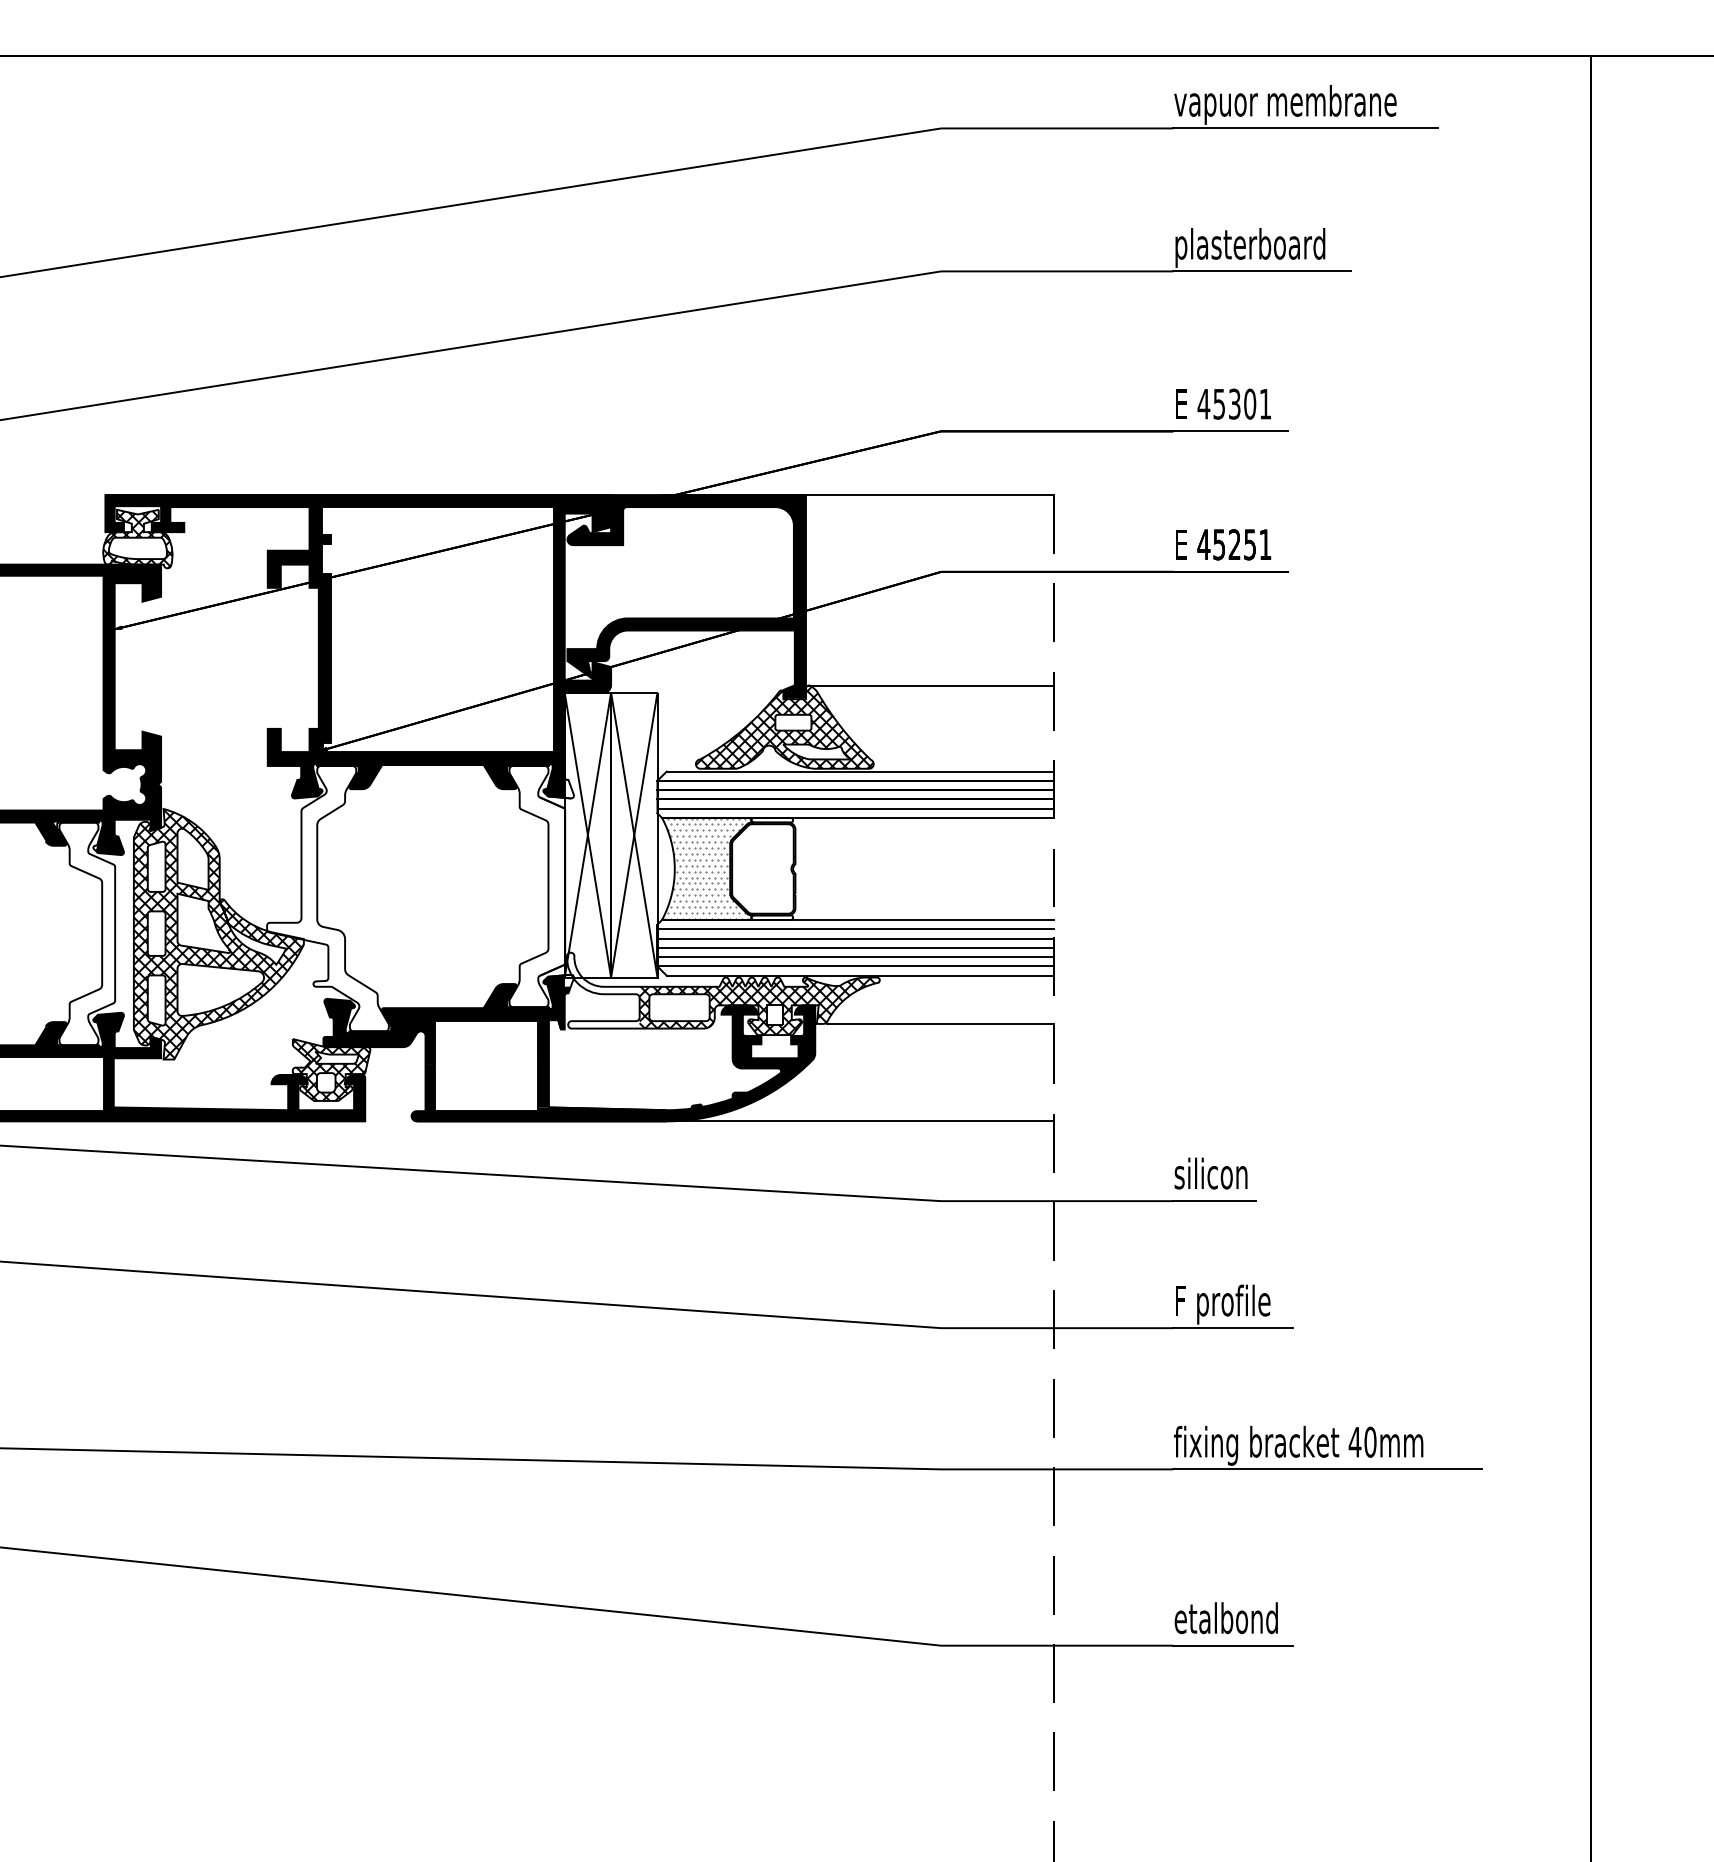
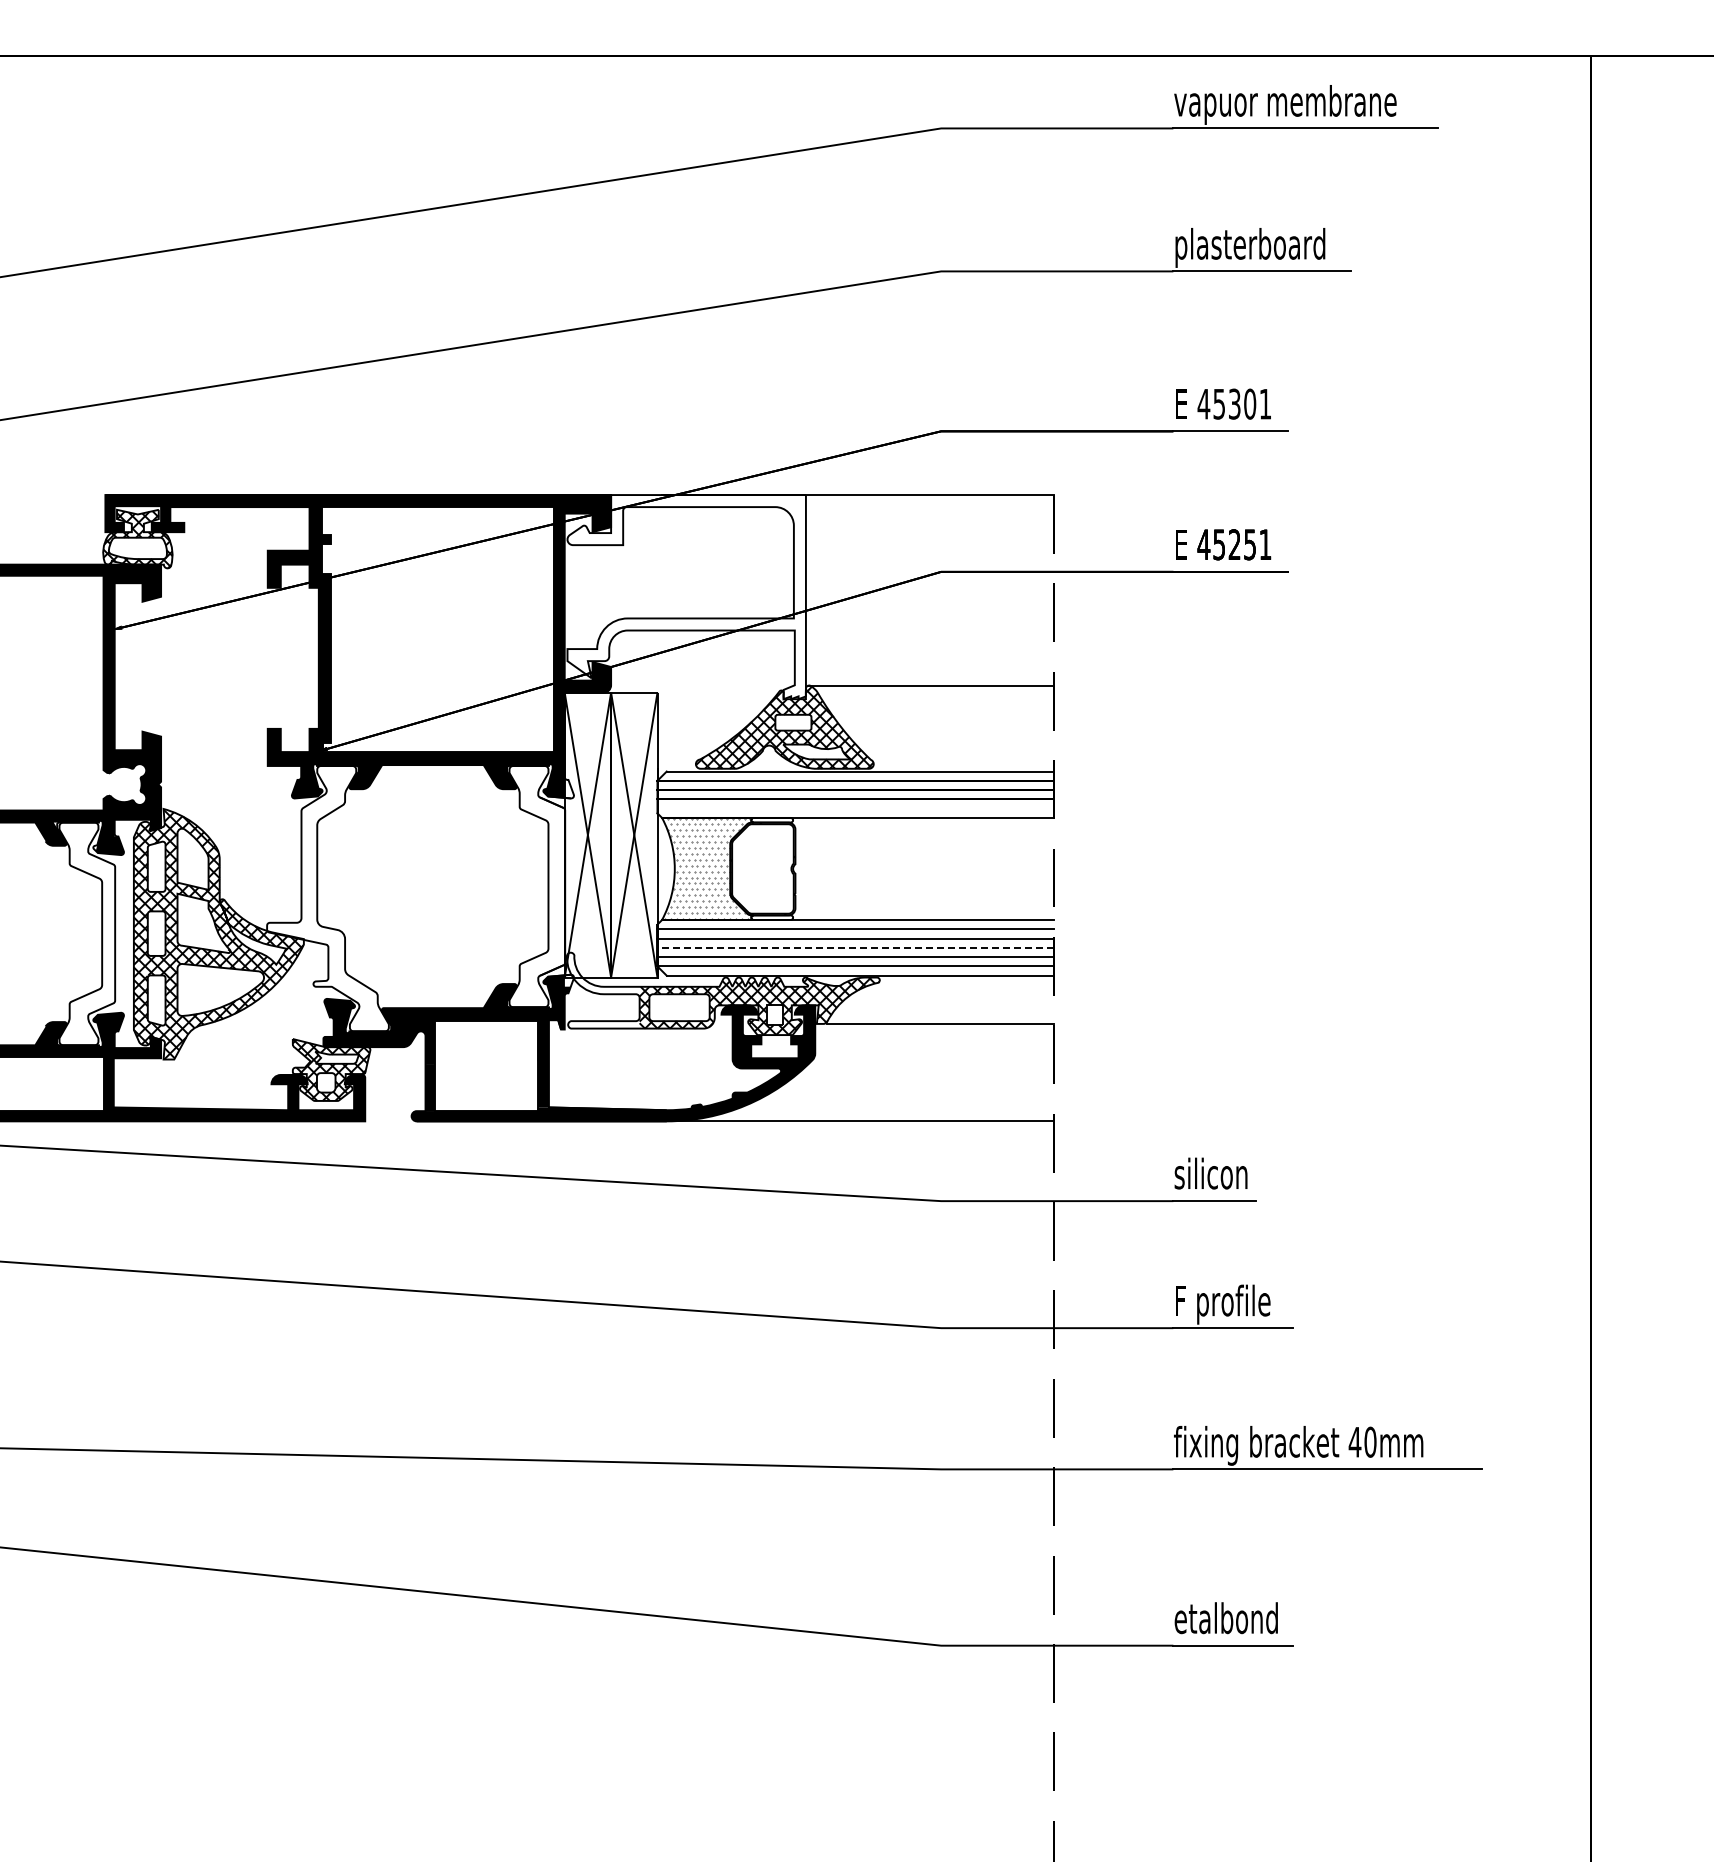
fill: present -> none (686, 597)
line: present -> none (855, 808)
line: solid -> dashed (855, 947)
